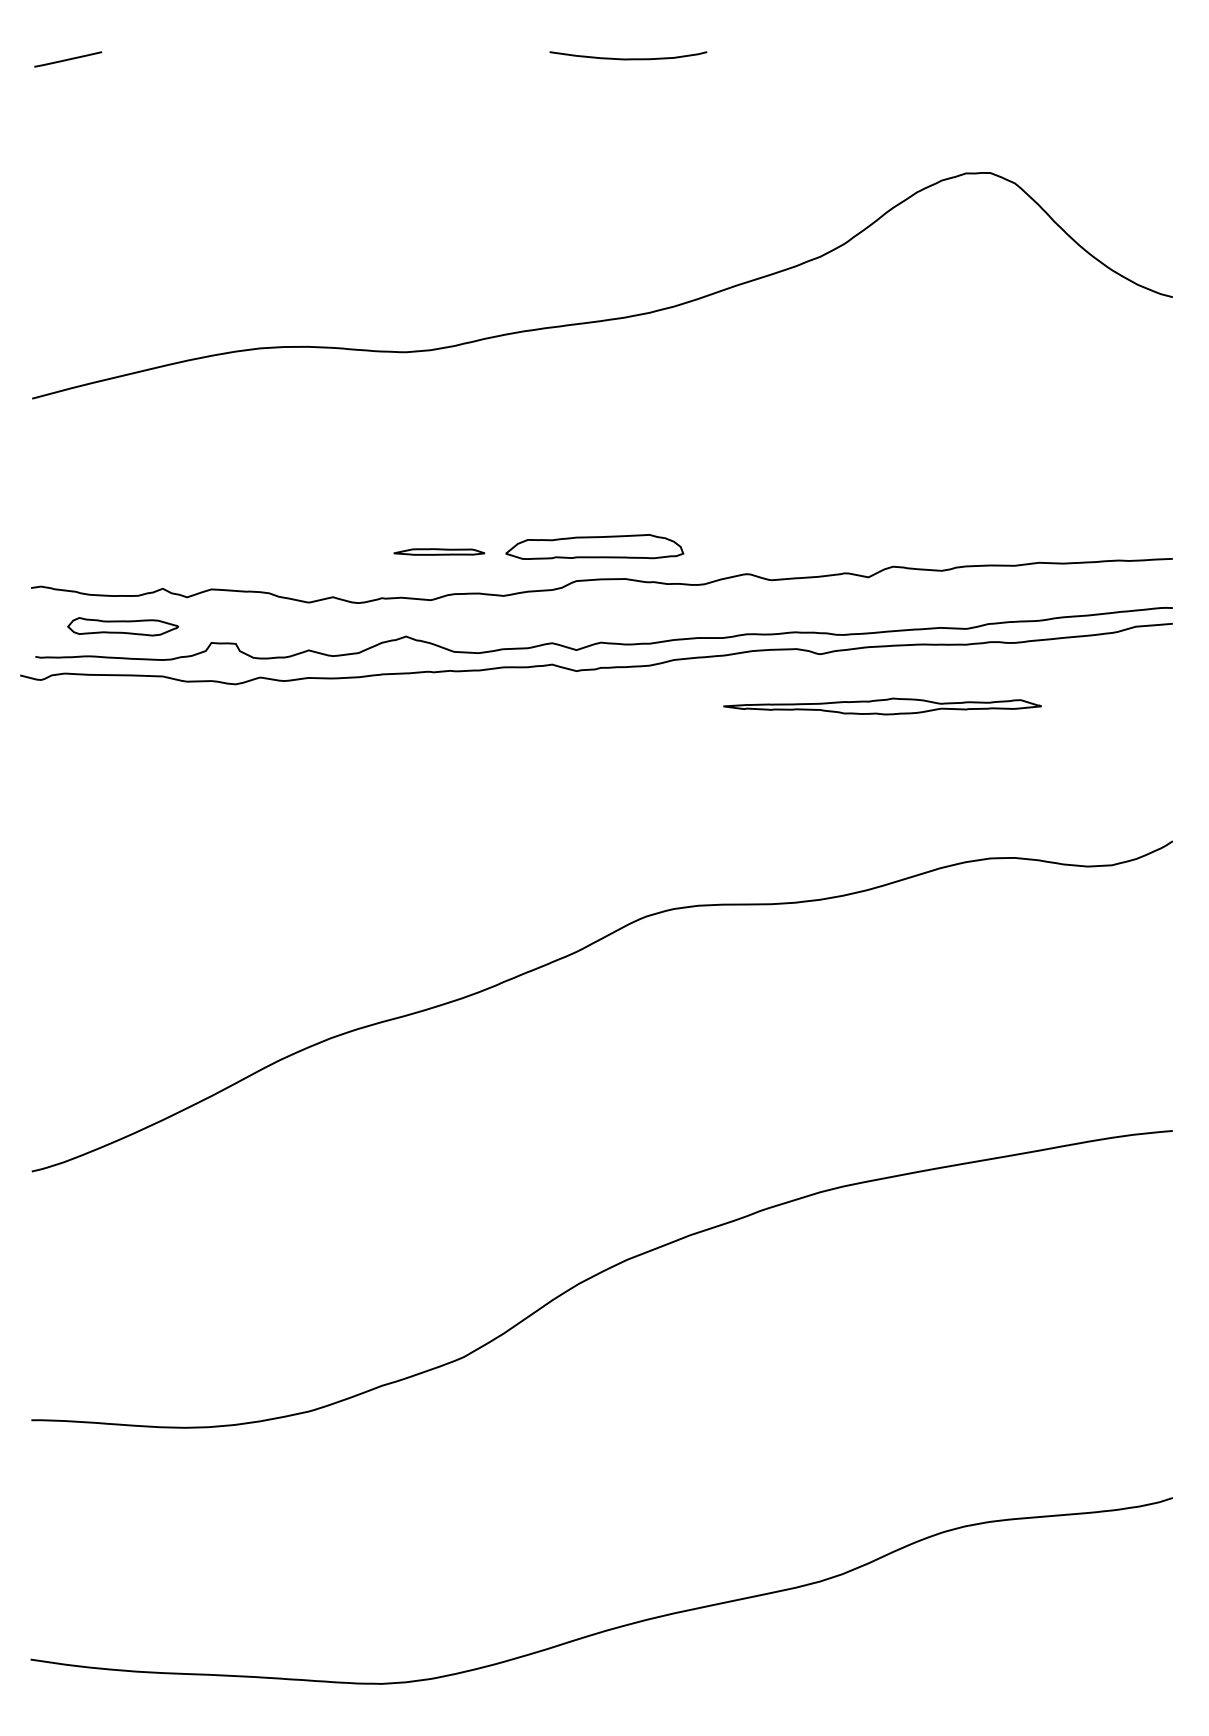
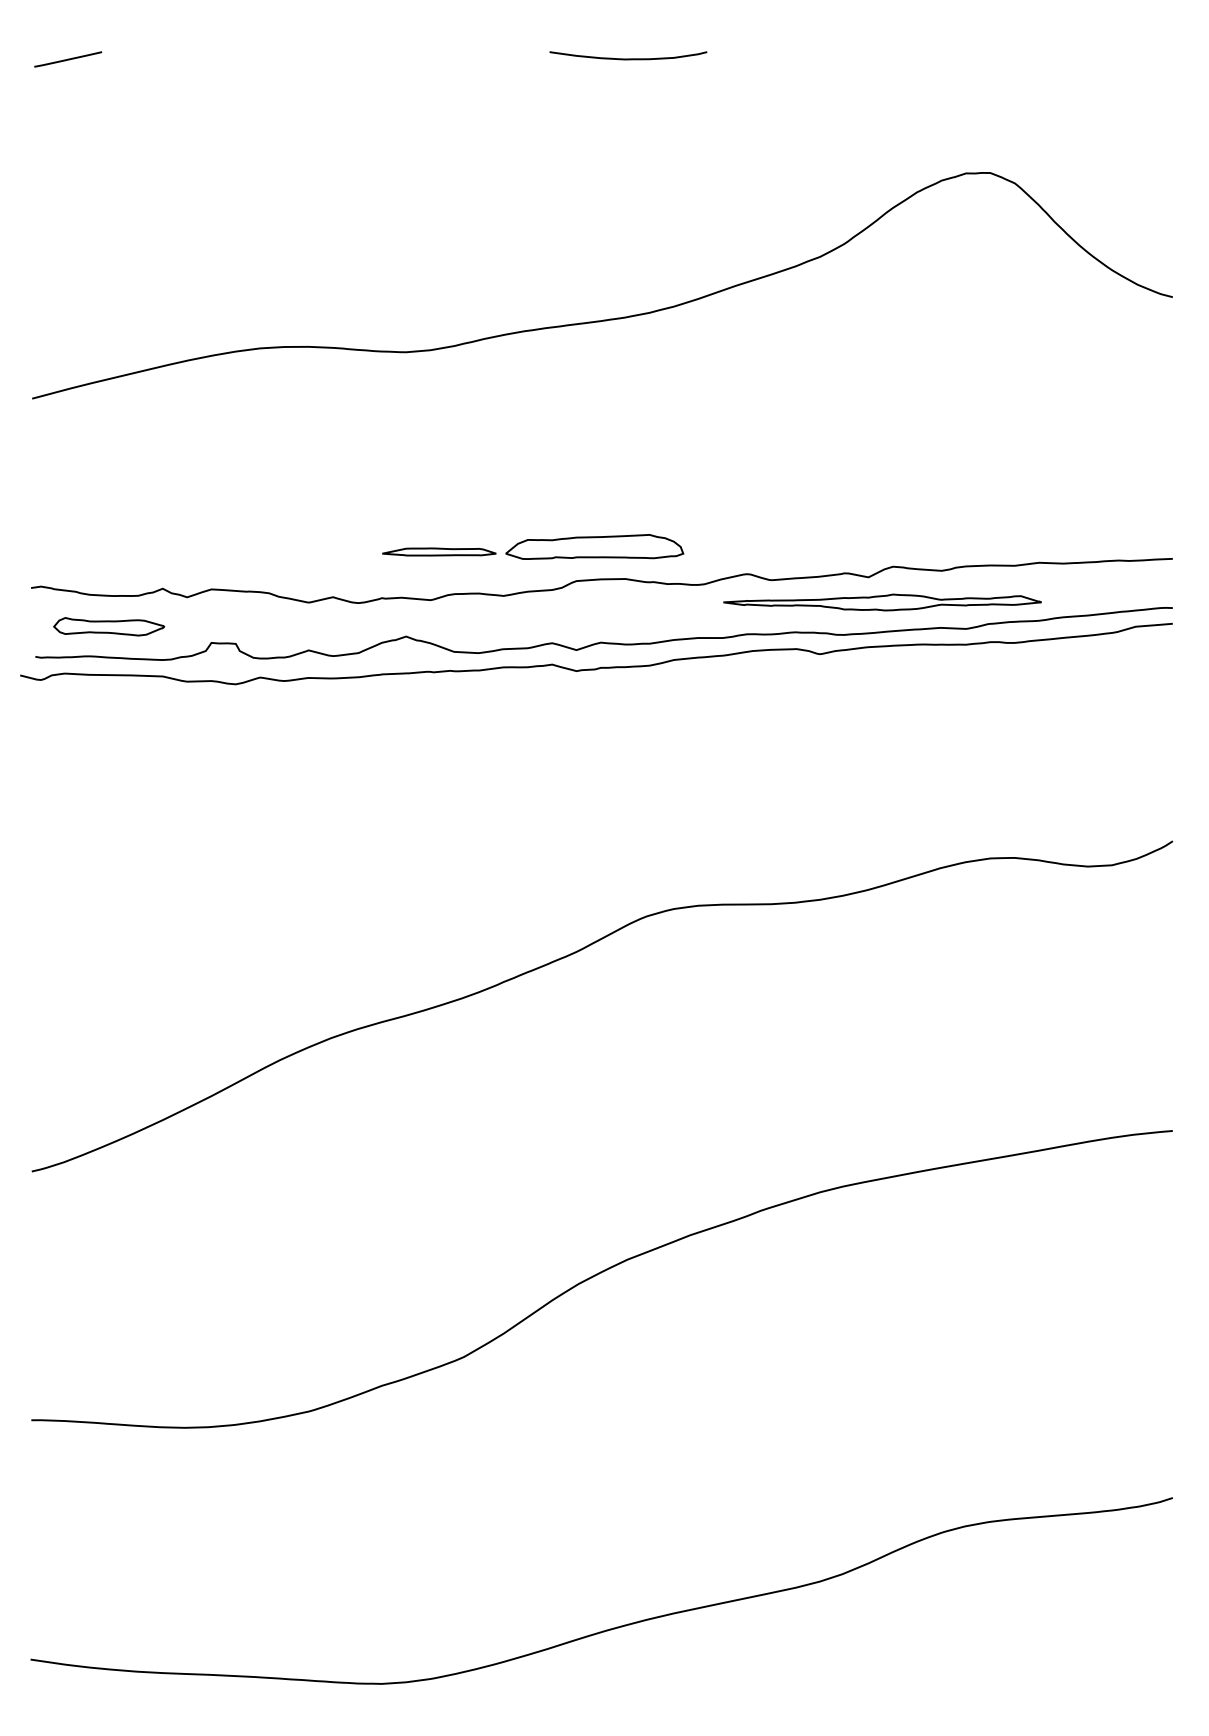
part size: 93x8 px -> 115x10 px (439, 551)
part position: (123, 626) -> (109, 626) (109, 626)
part position: (882, 706) -> (882, 602) (882, 602)
